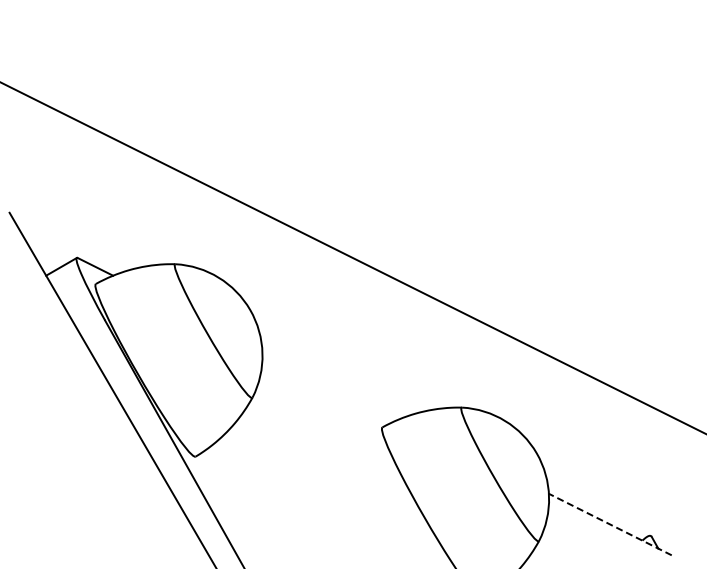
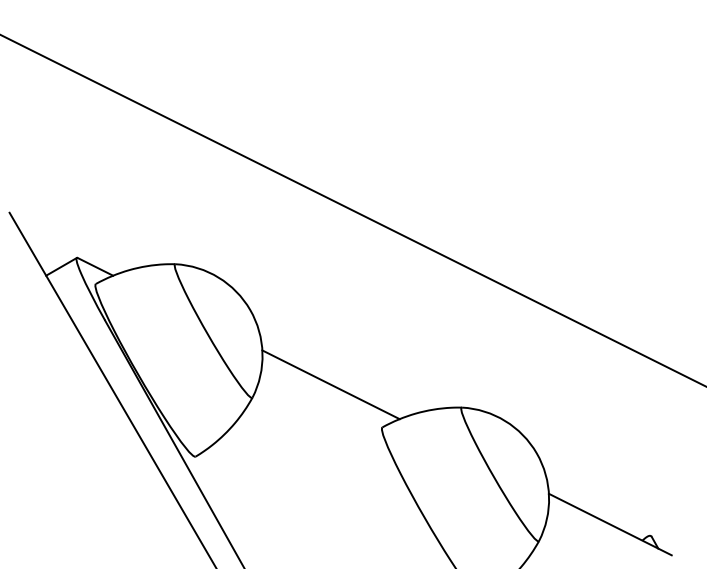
line position: (352, 257) -> (352, 210) (352, 210)
line: none -> present (330, 384)
line: dashed -> solid (610, 524)
